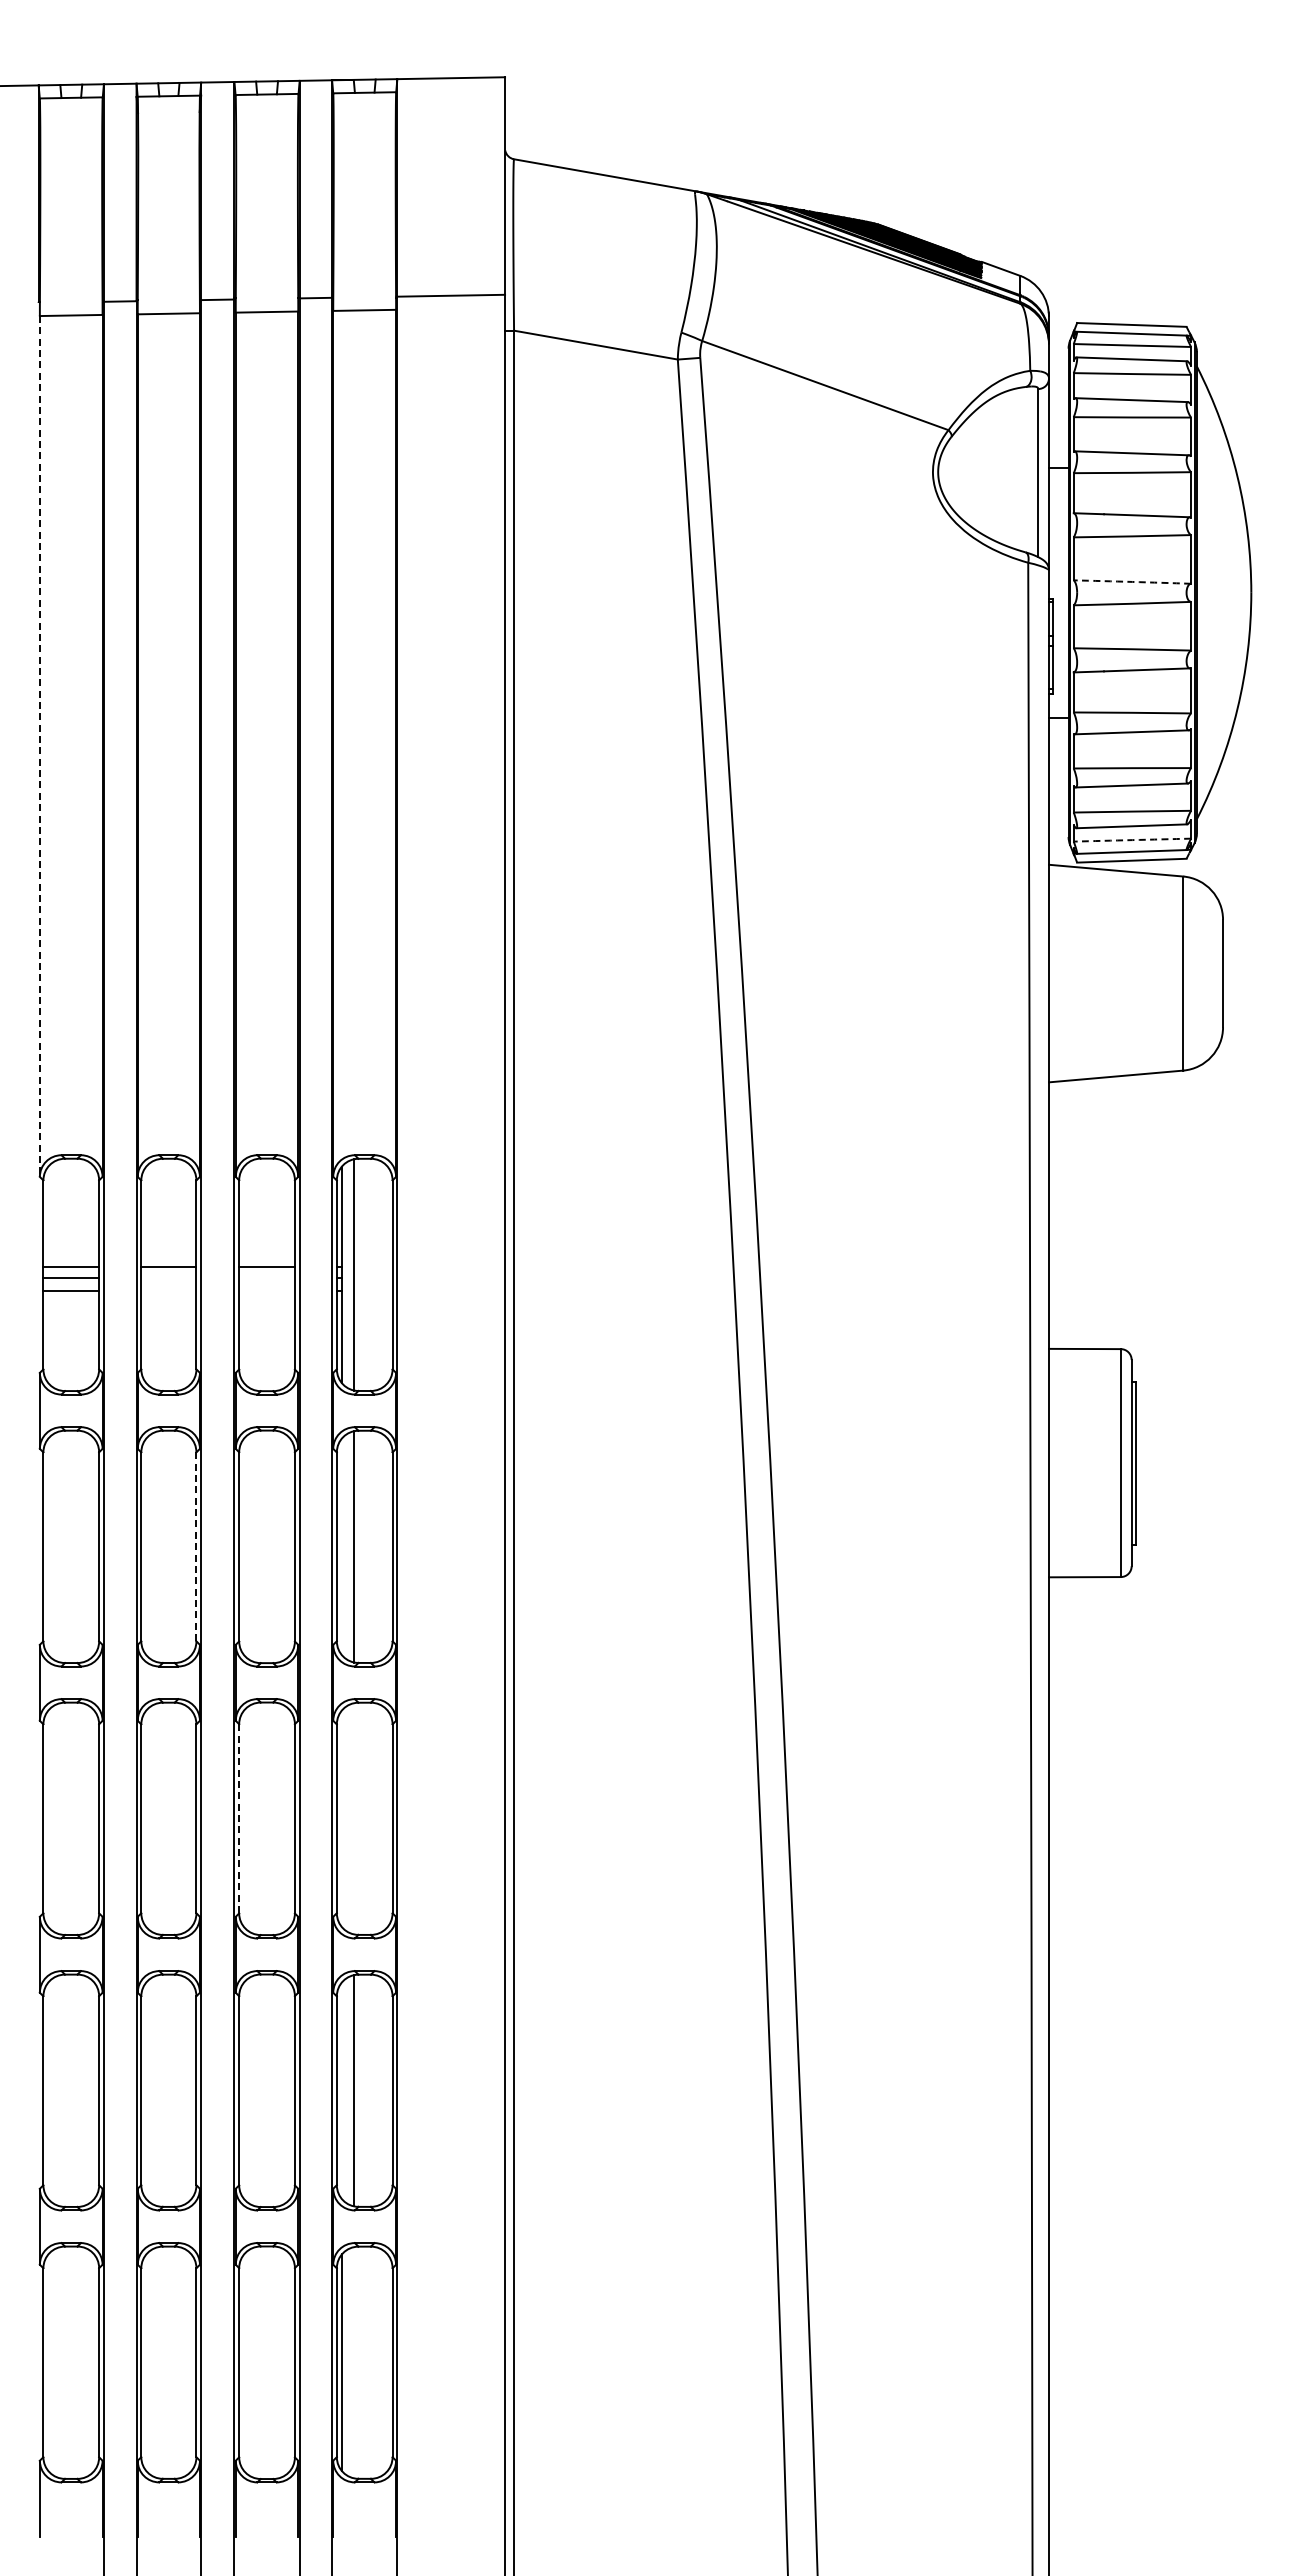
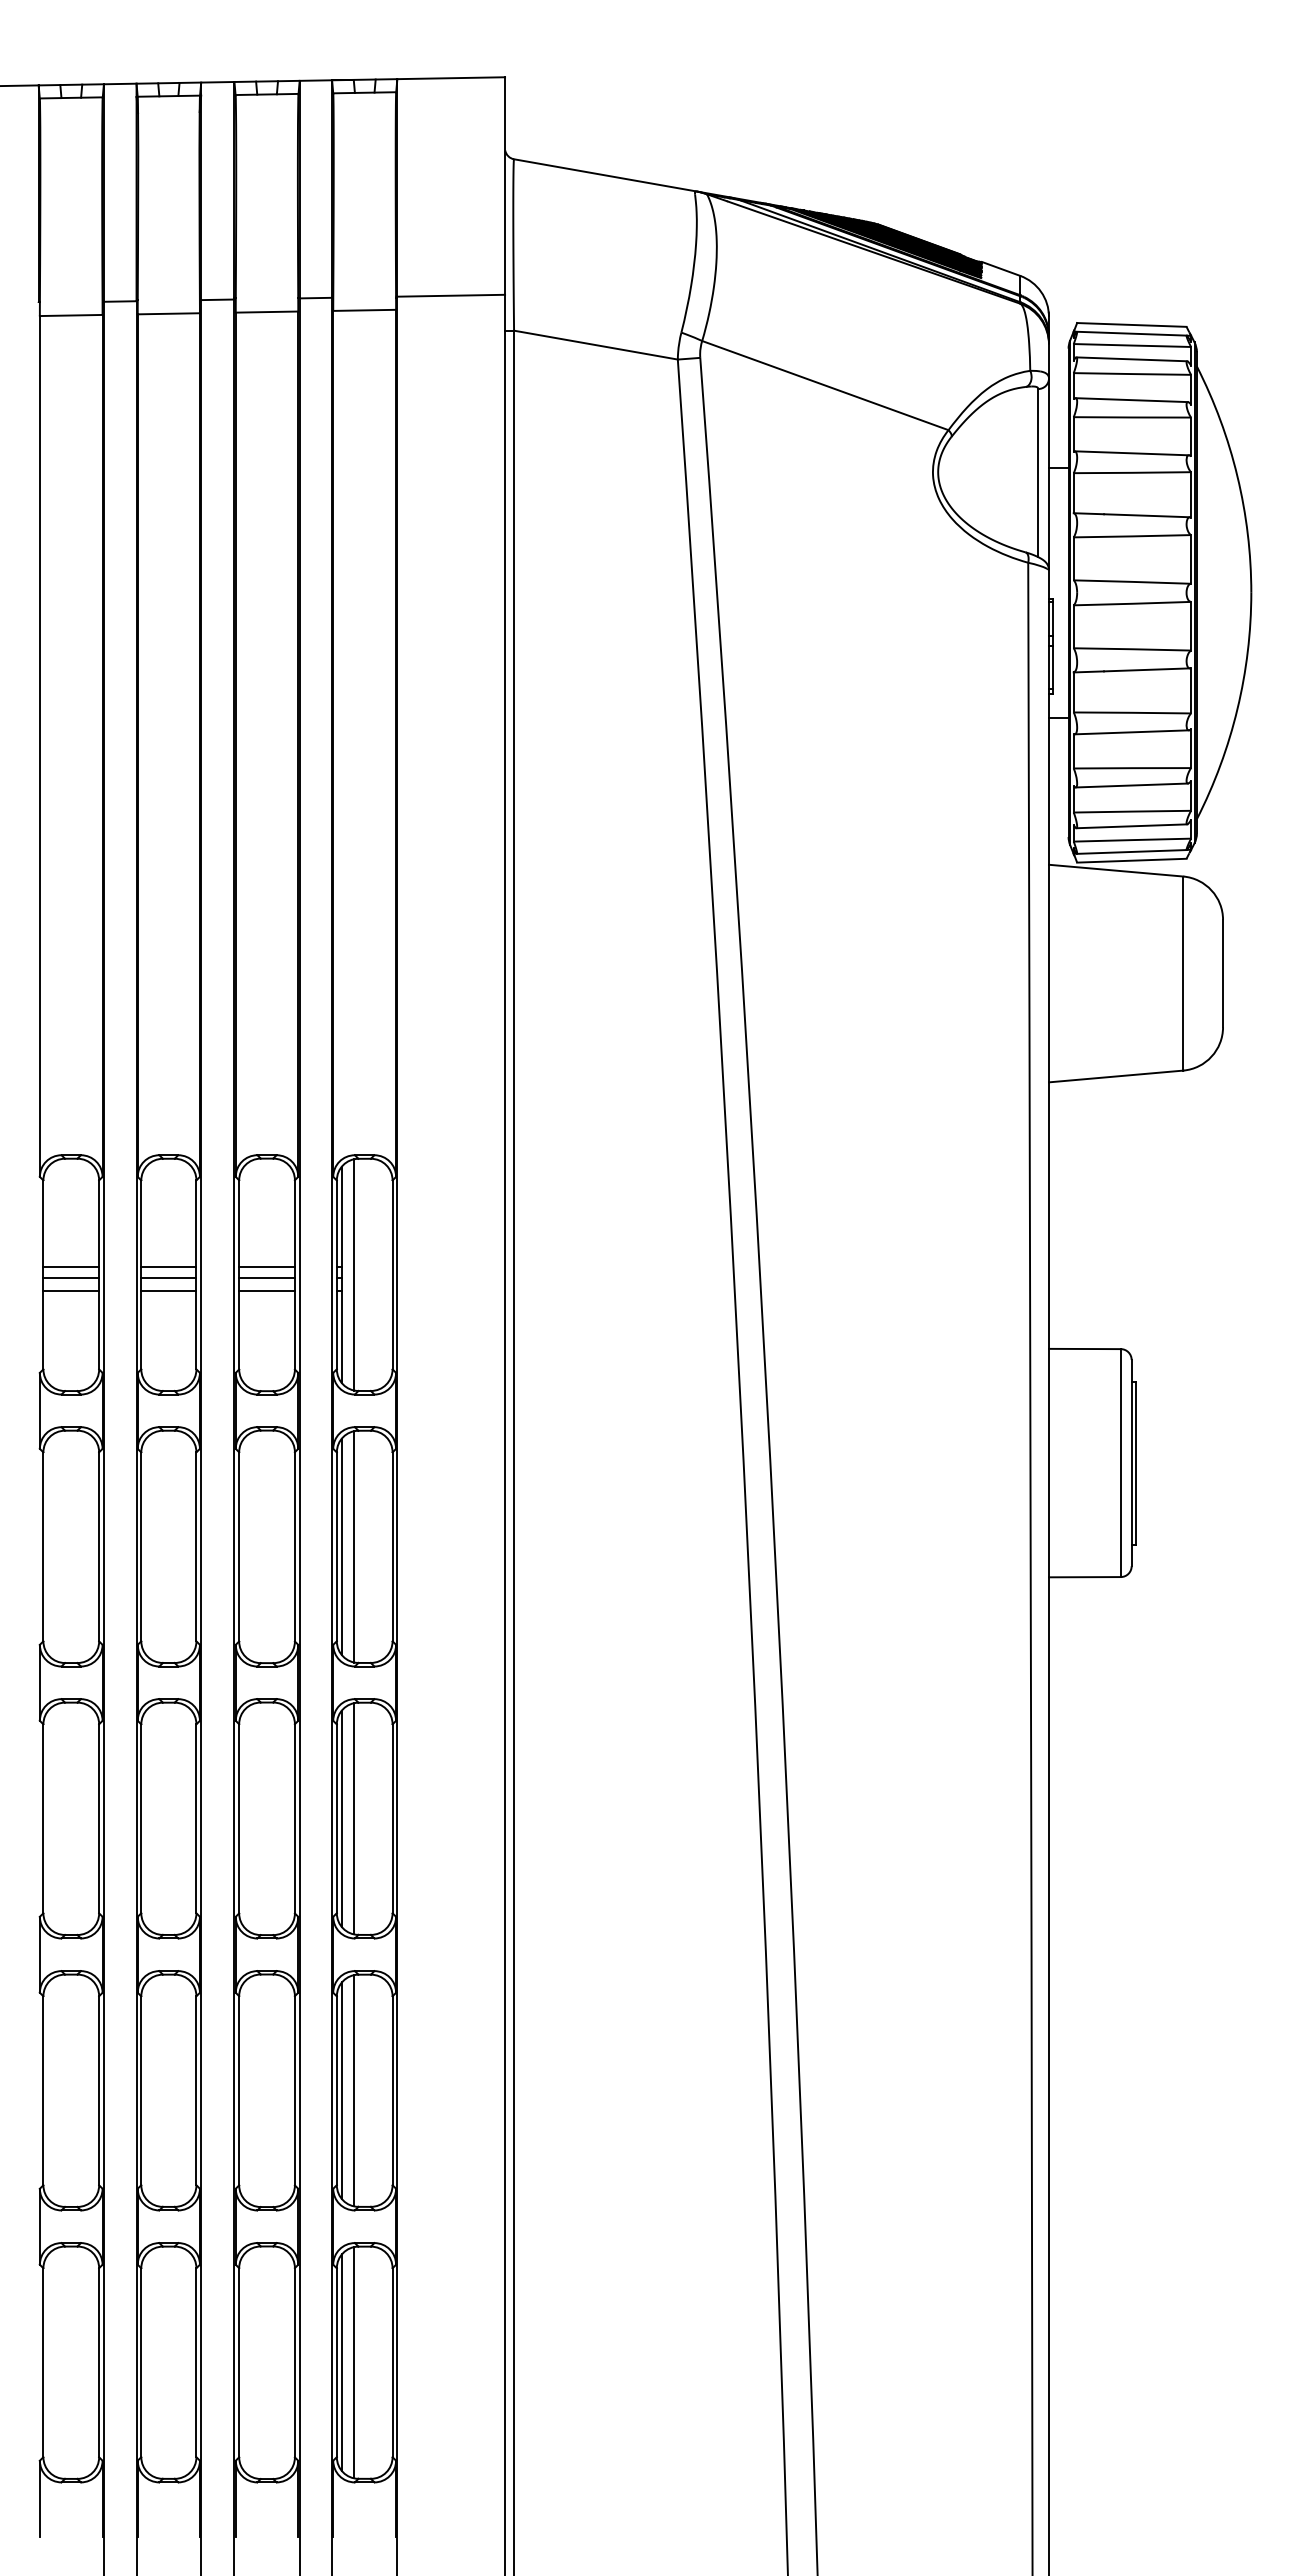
arc: dashed -> solid (1132, 581)
line: dashed -> solid (39, 746)
arc: dashed -> solid (1132, 840)
line: none -> present (168, 1278)
line: none -> present (266, 1278)
line: none -> present (168, 1291)
line: none -> present (266, 1291)
line: none -> present (341, 1546)
line: dashed -> solid (196, 1547)
line: dashed -> solid (239, 1818)
line: none -> present (341, 1818)
line: none -> present (354, 1818)
line: none -> present (341, 2090)
line: none -> present (354, 2362)
